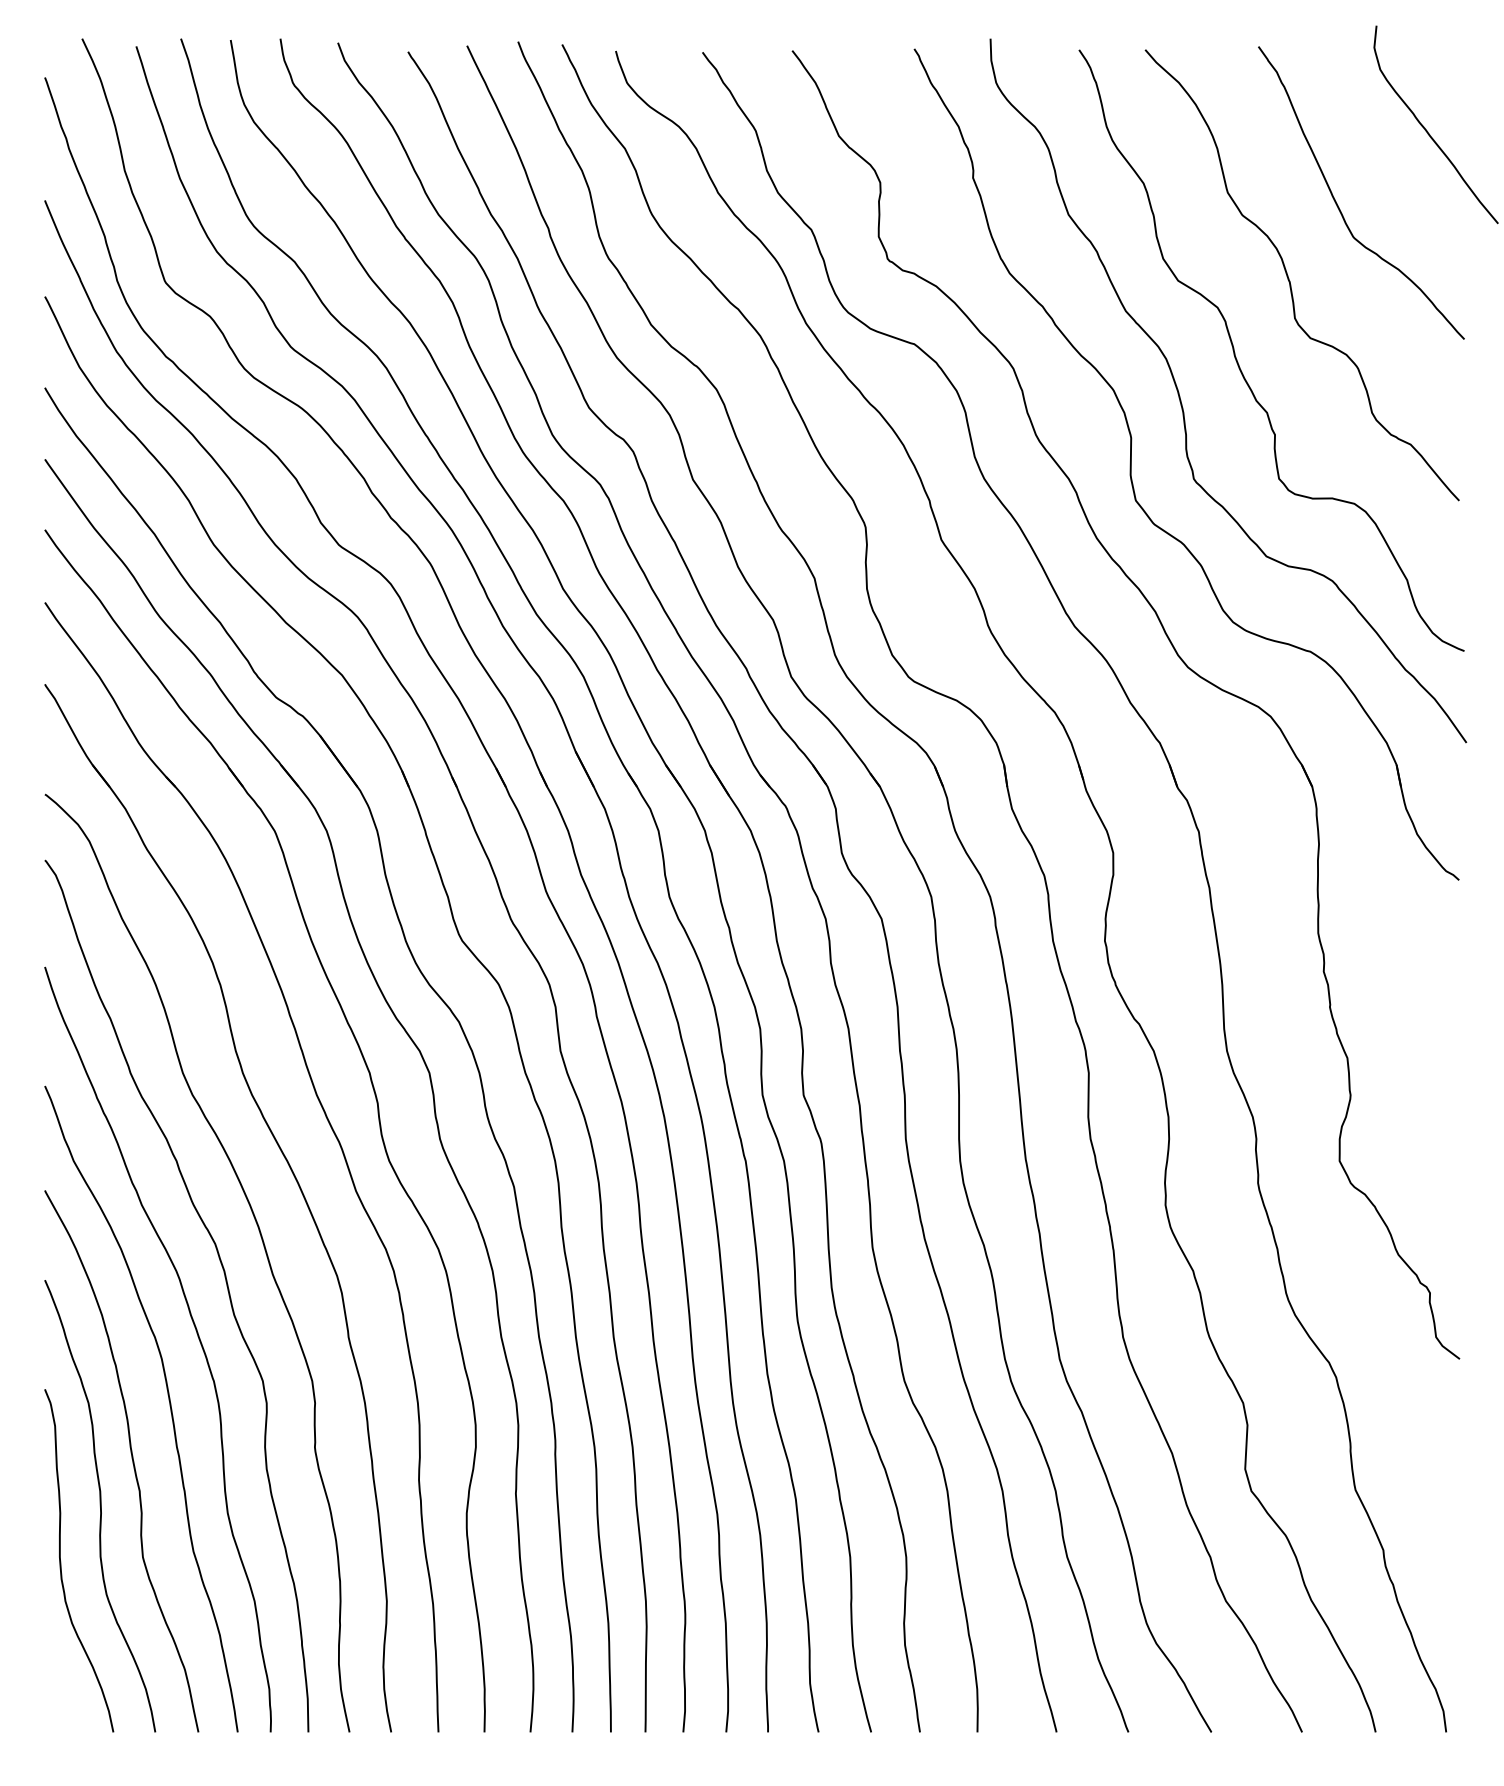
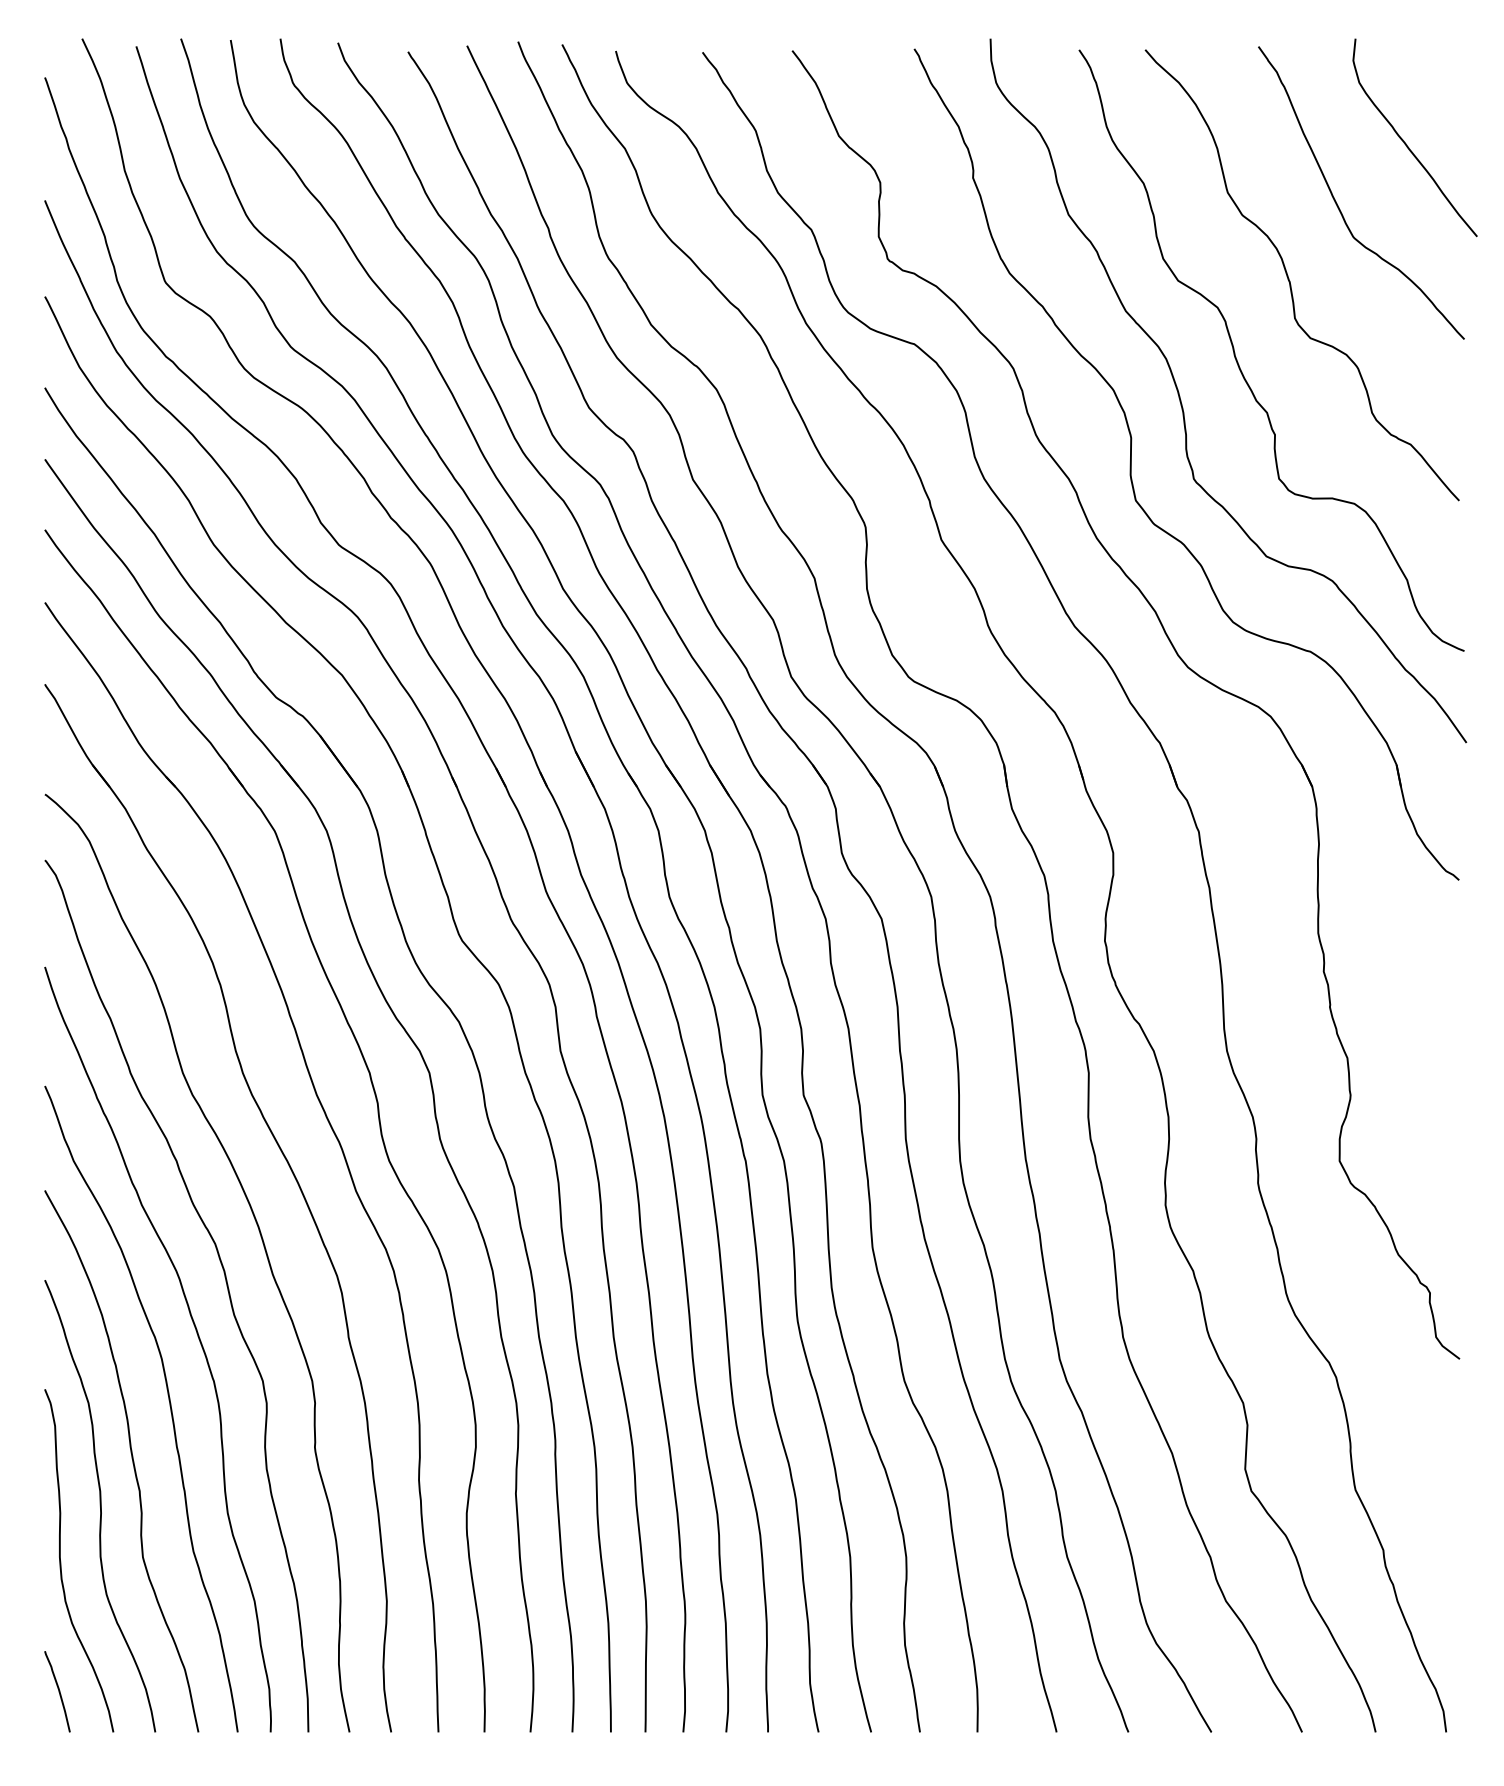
curve position: (1427, 130) -> (1406, 143) (1406, 143)
curve: none -> present (58, 1691)
